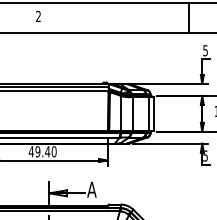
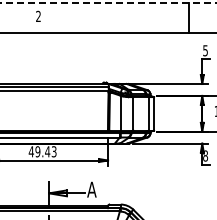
line: solid -> dashed (108, 3)
text: 49.40 -> 49.43 (53, 151)
text: 5 -> 8 (205, 155)
